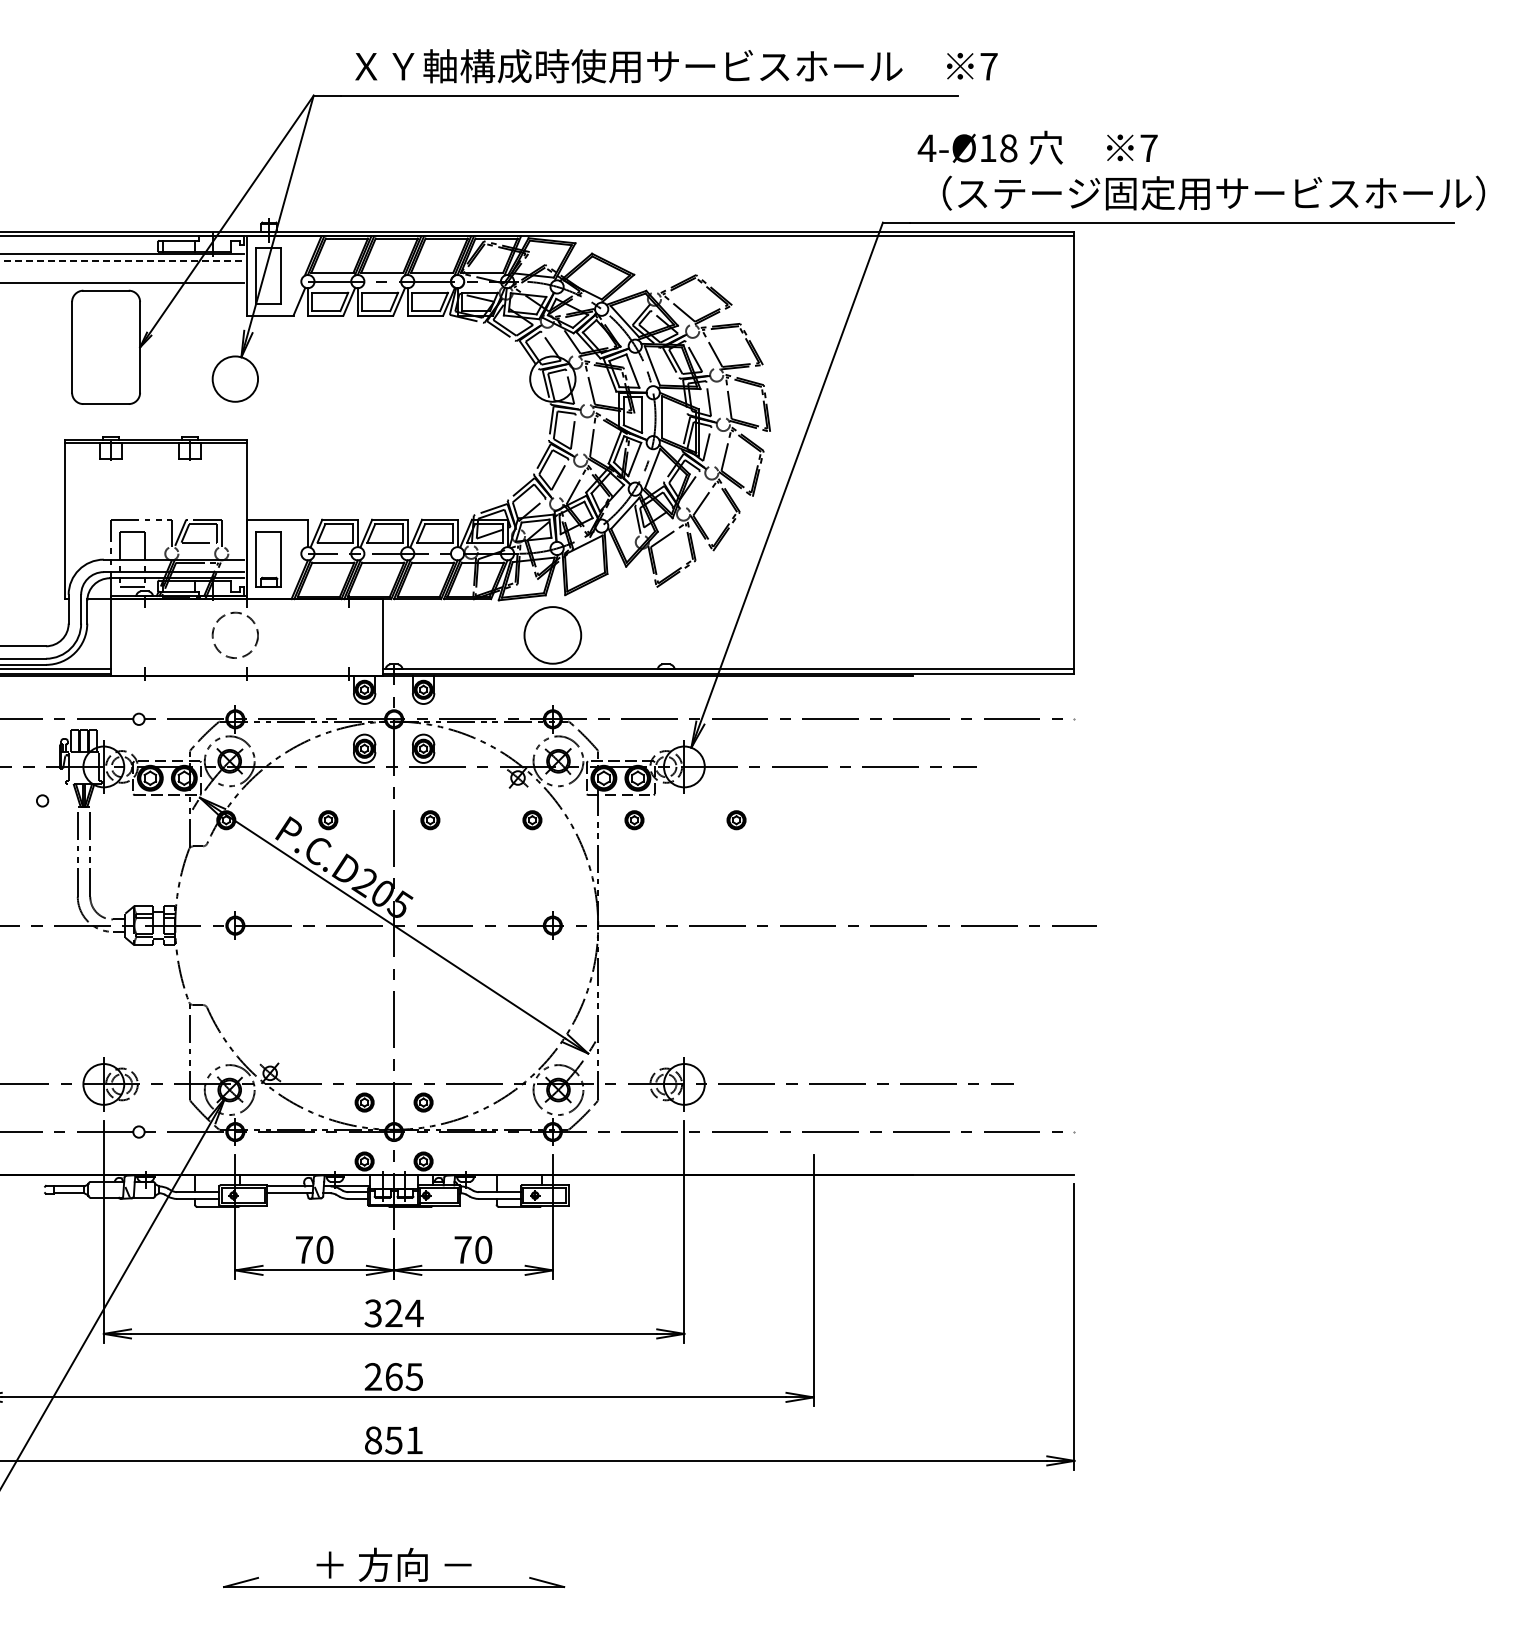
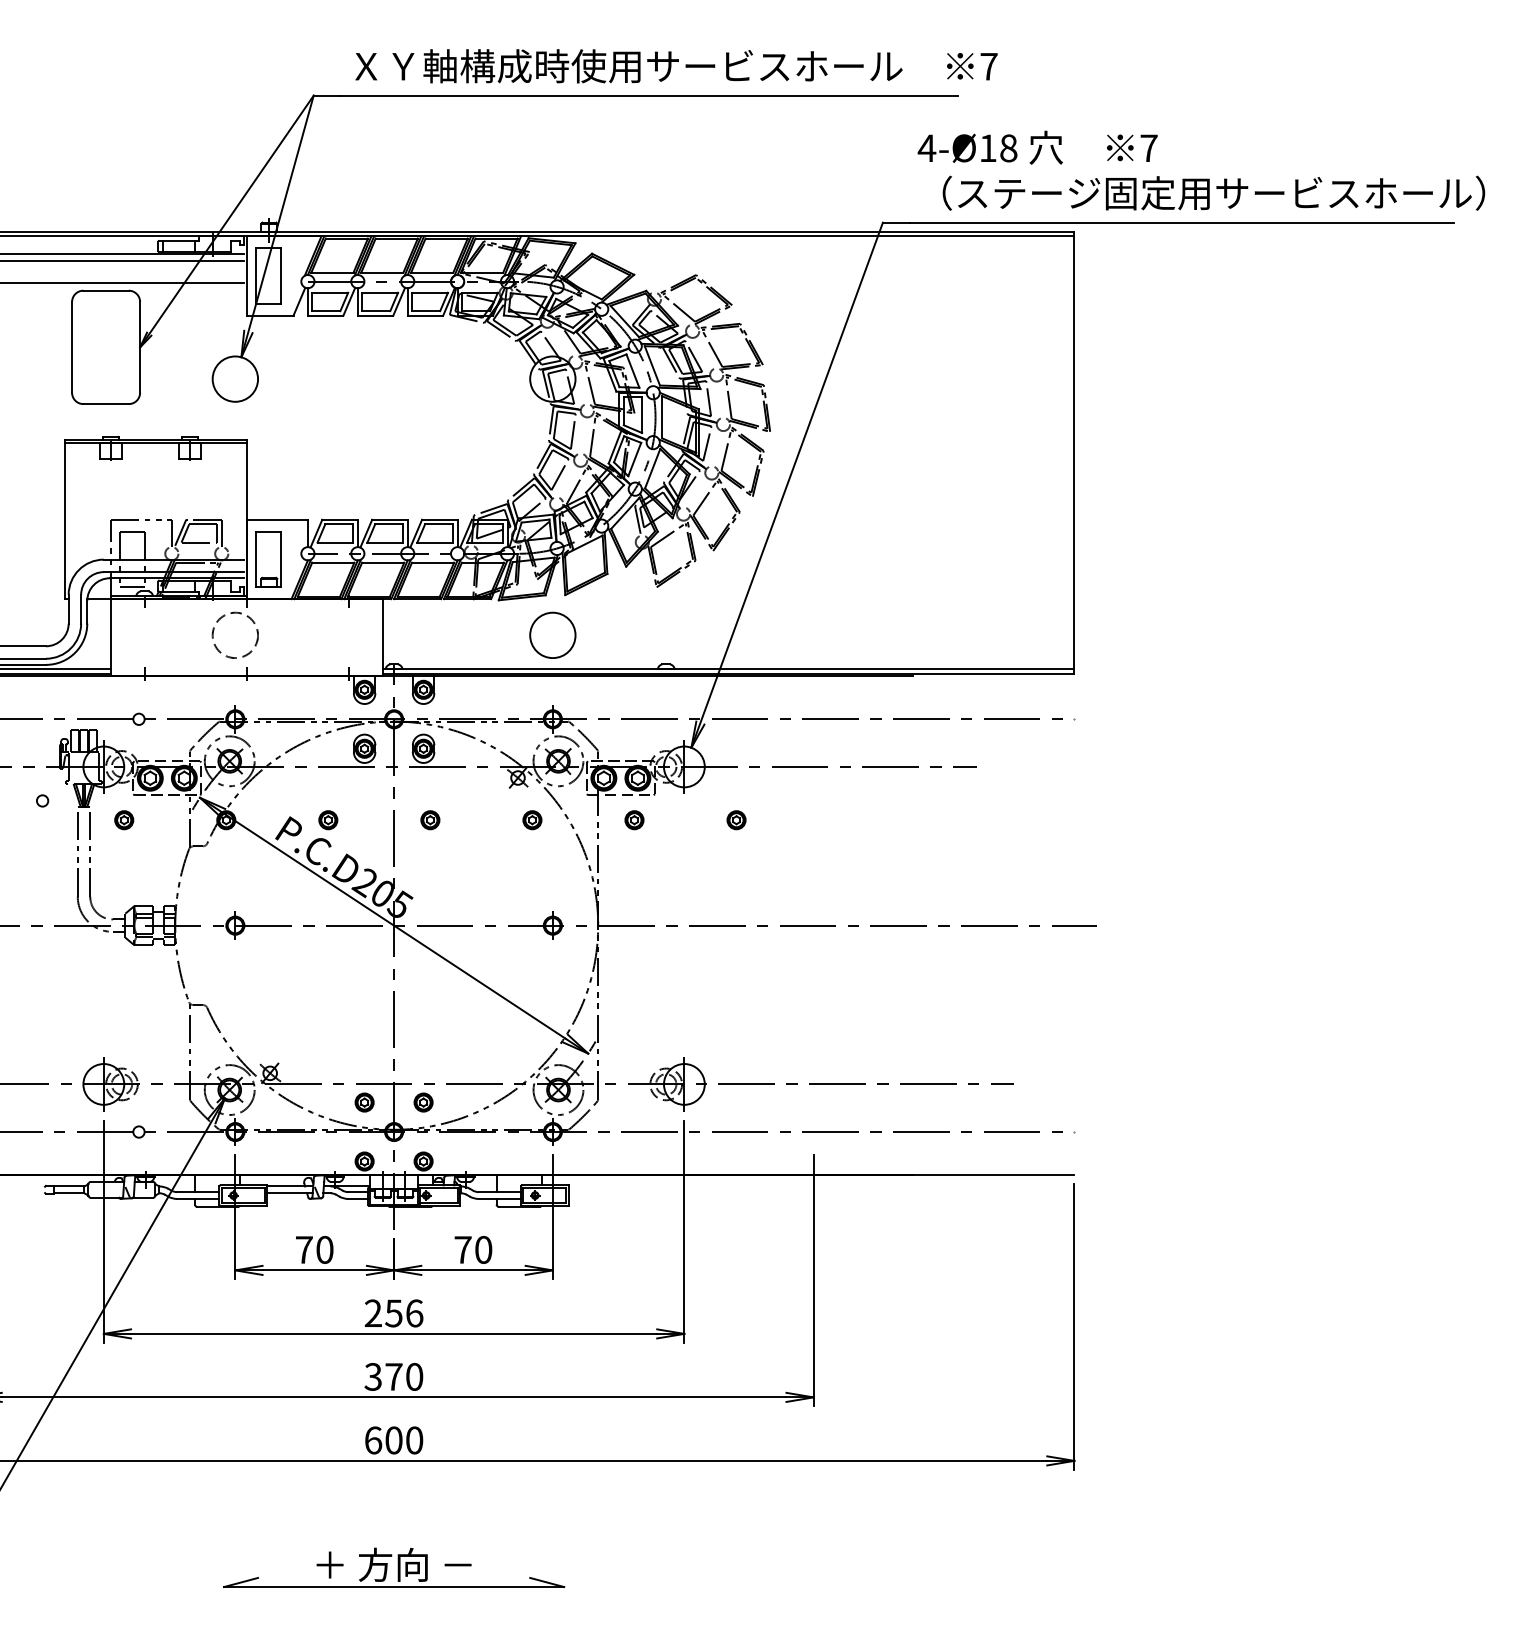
line: dashed -> solid (122, 260)
circle diameter: 57 px -> 45 px (552, 635)
part: none -> present (124, 820)
text: 324 -> 256 (393, 1313)
text: 265 -> 370 (393, 1376)
text: 851 -> 600 (394, 1440)
